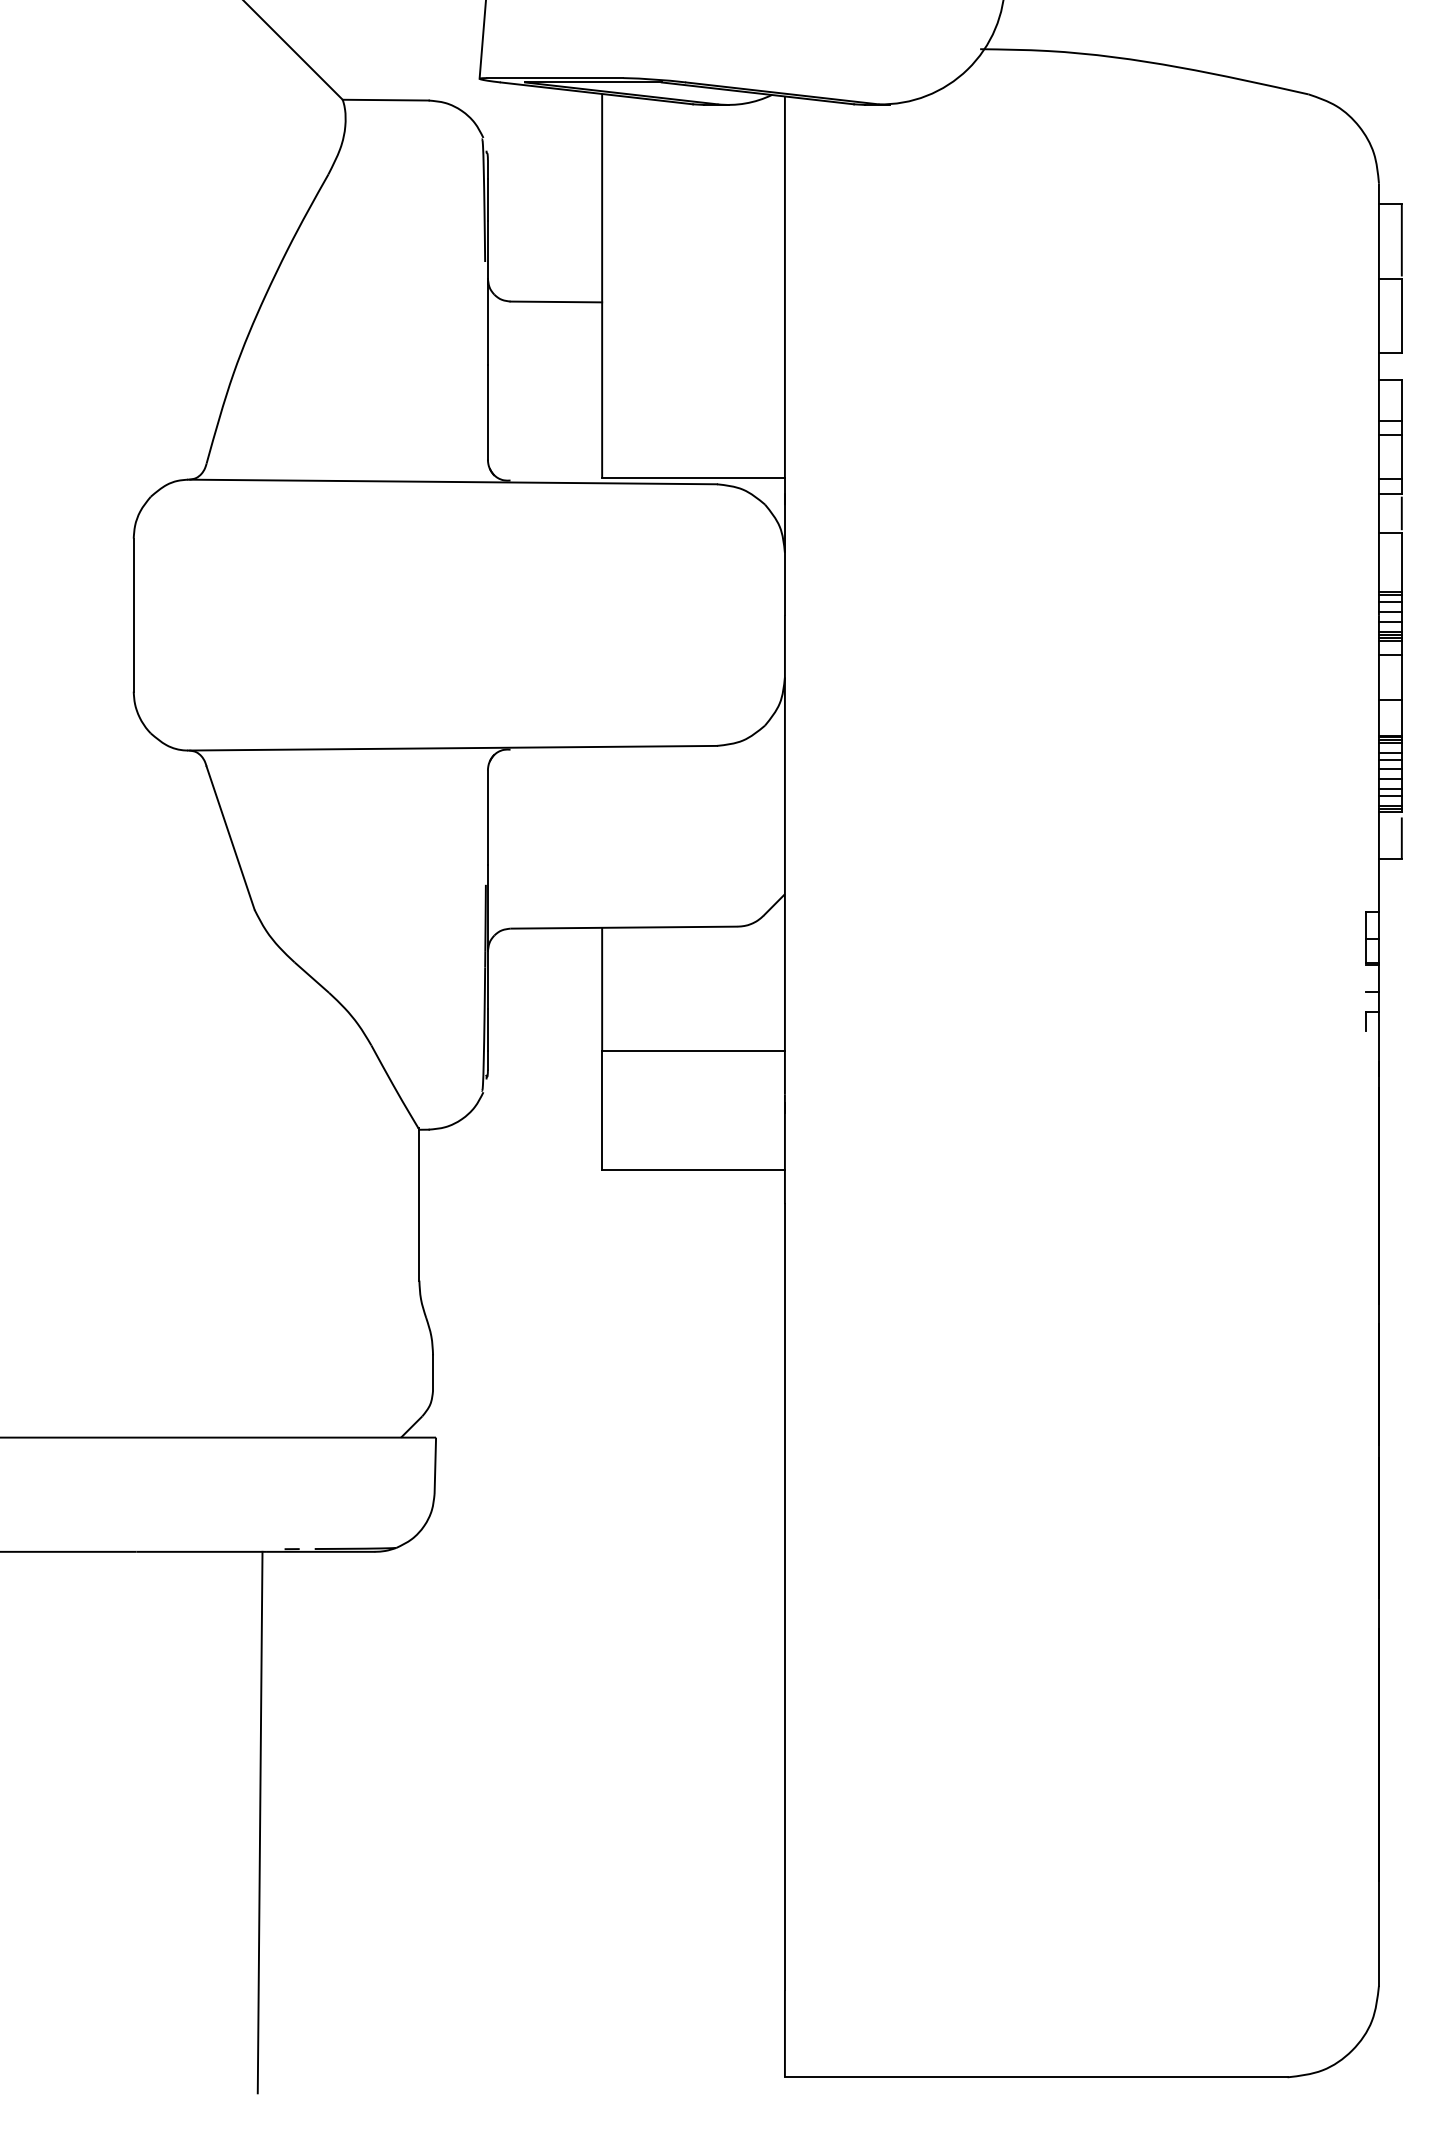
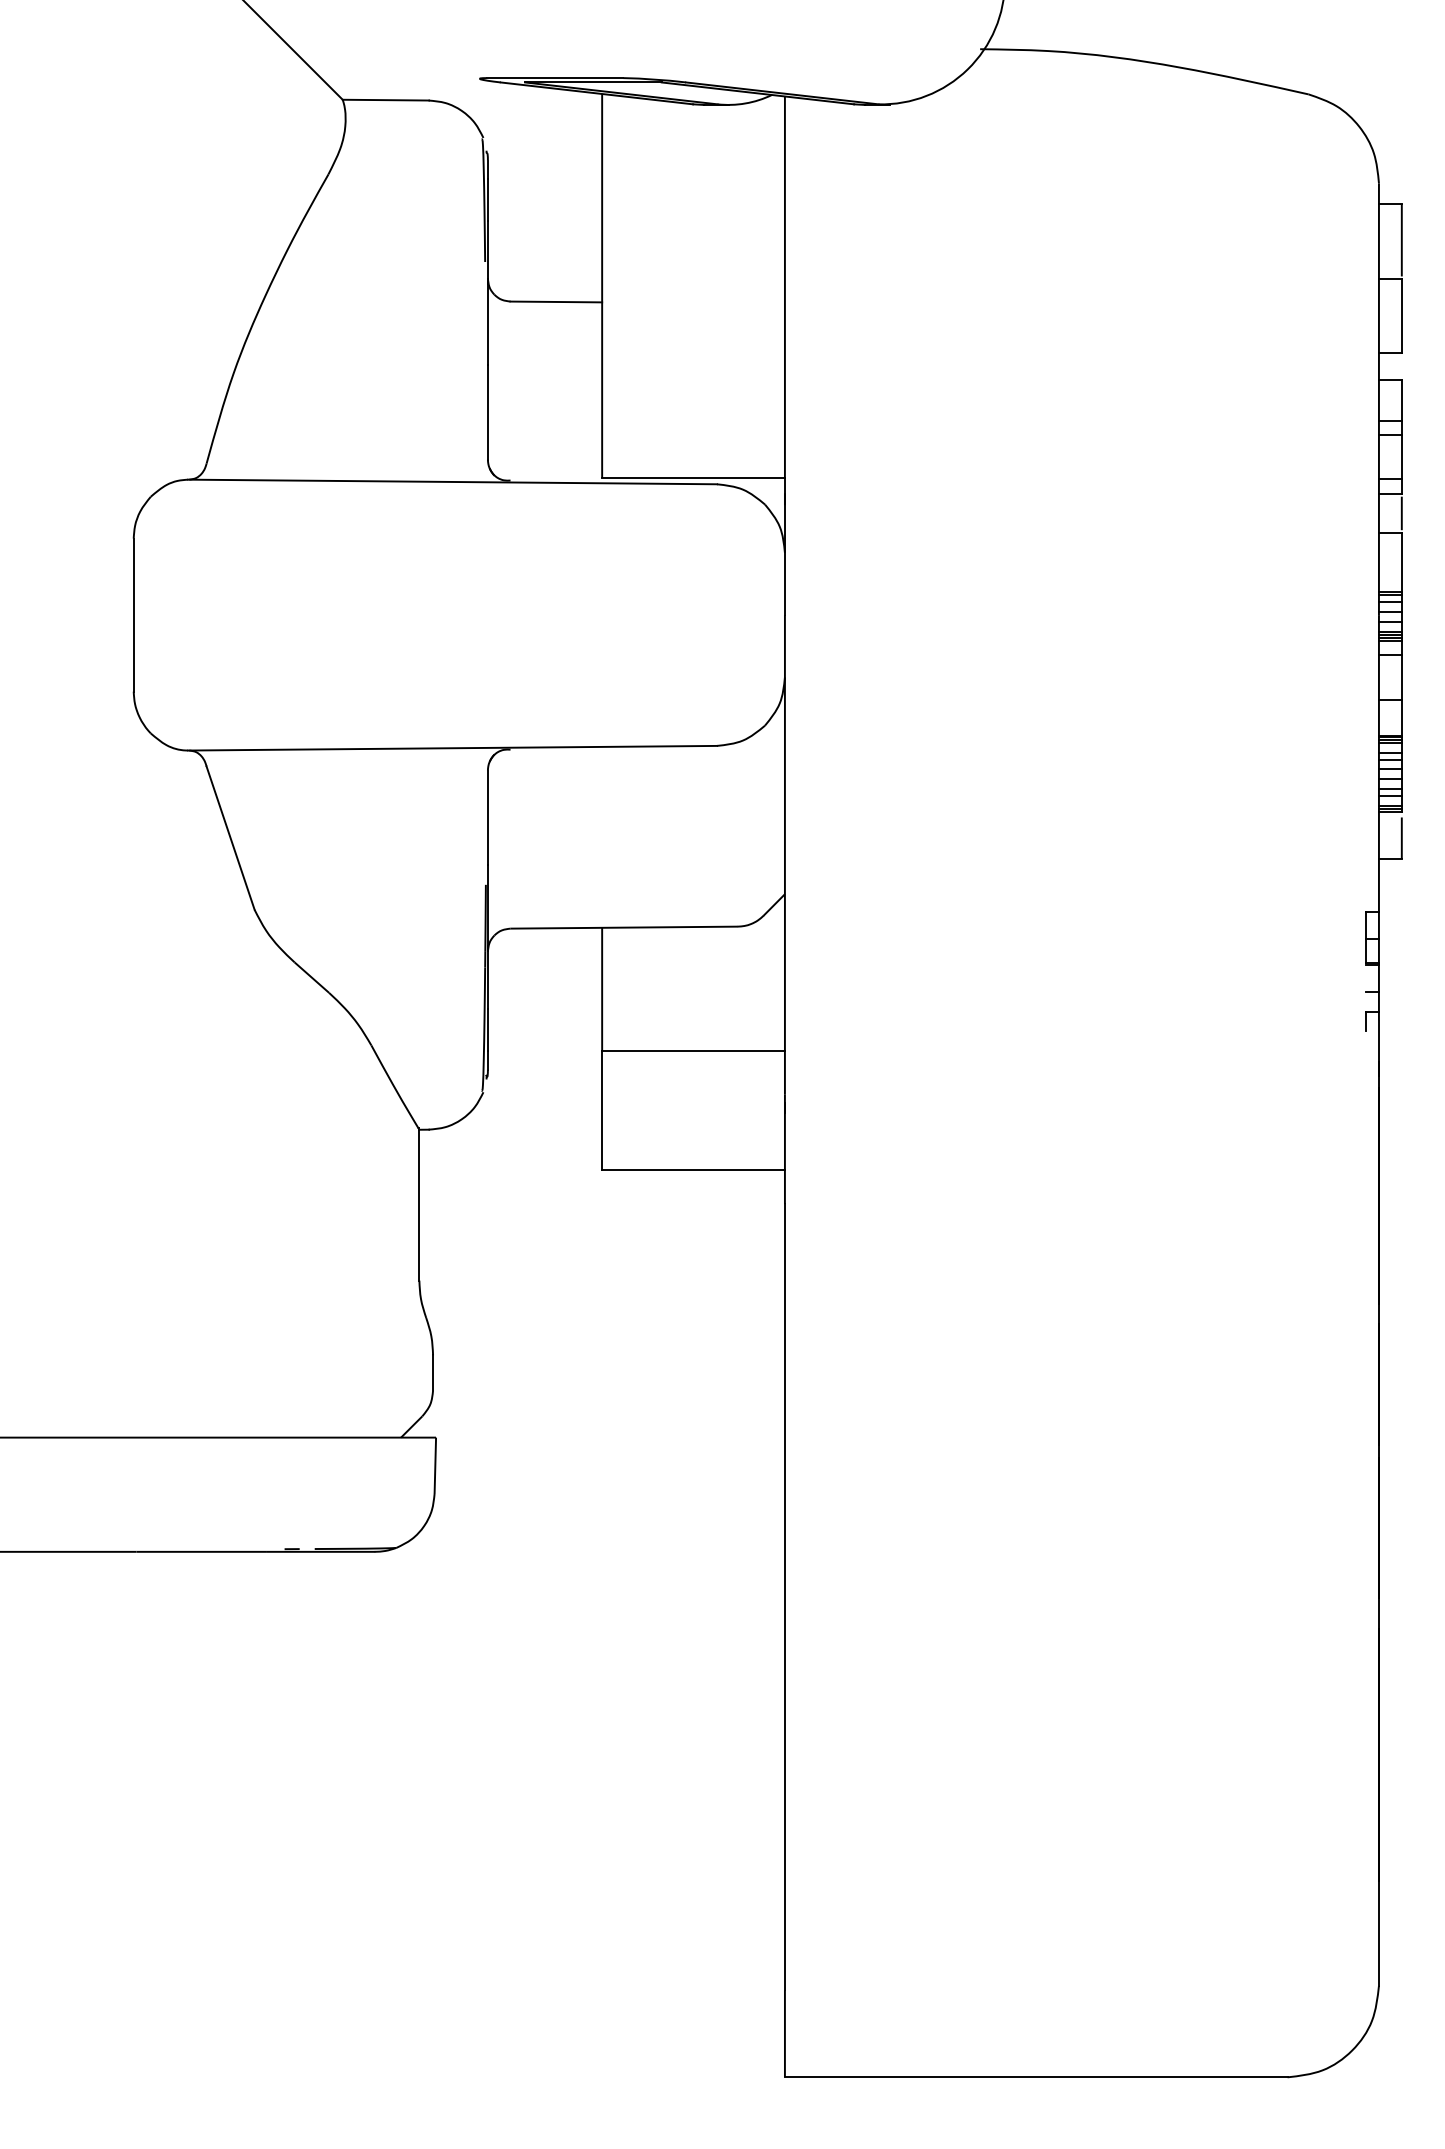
line: present -> none (482, 40)
line: present -> none (259, 1822)
